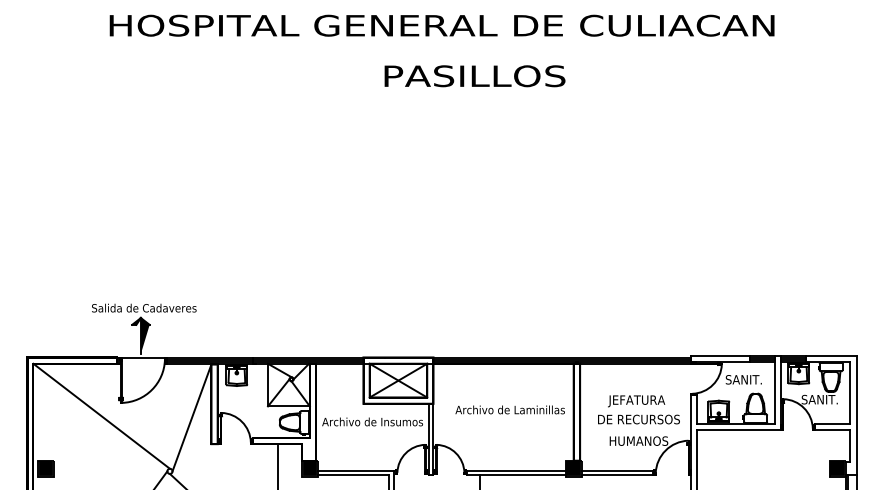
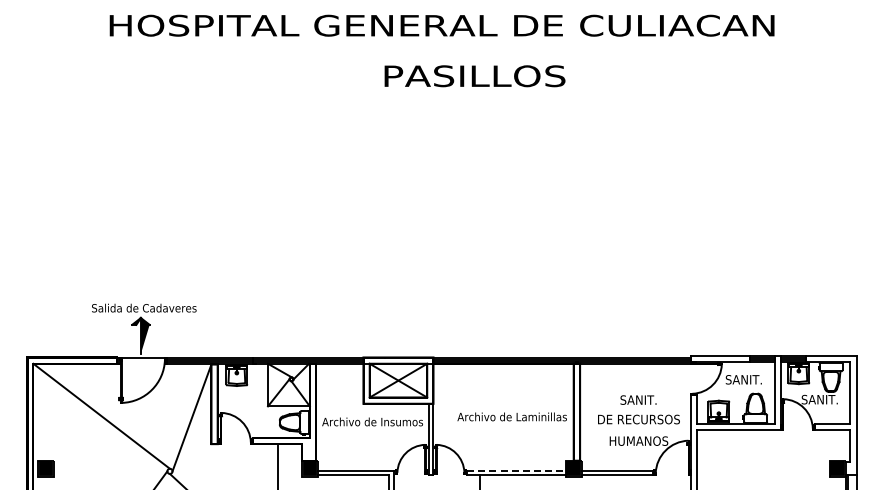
text: JEFATURA -> SANIT. (636, 401)
text position: (509, 409) -> (511, 416) (511, 416)
line: solid -> dashed (516, 470)
